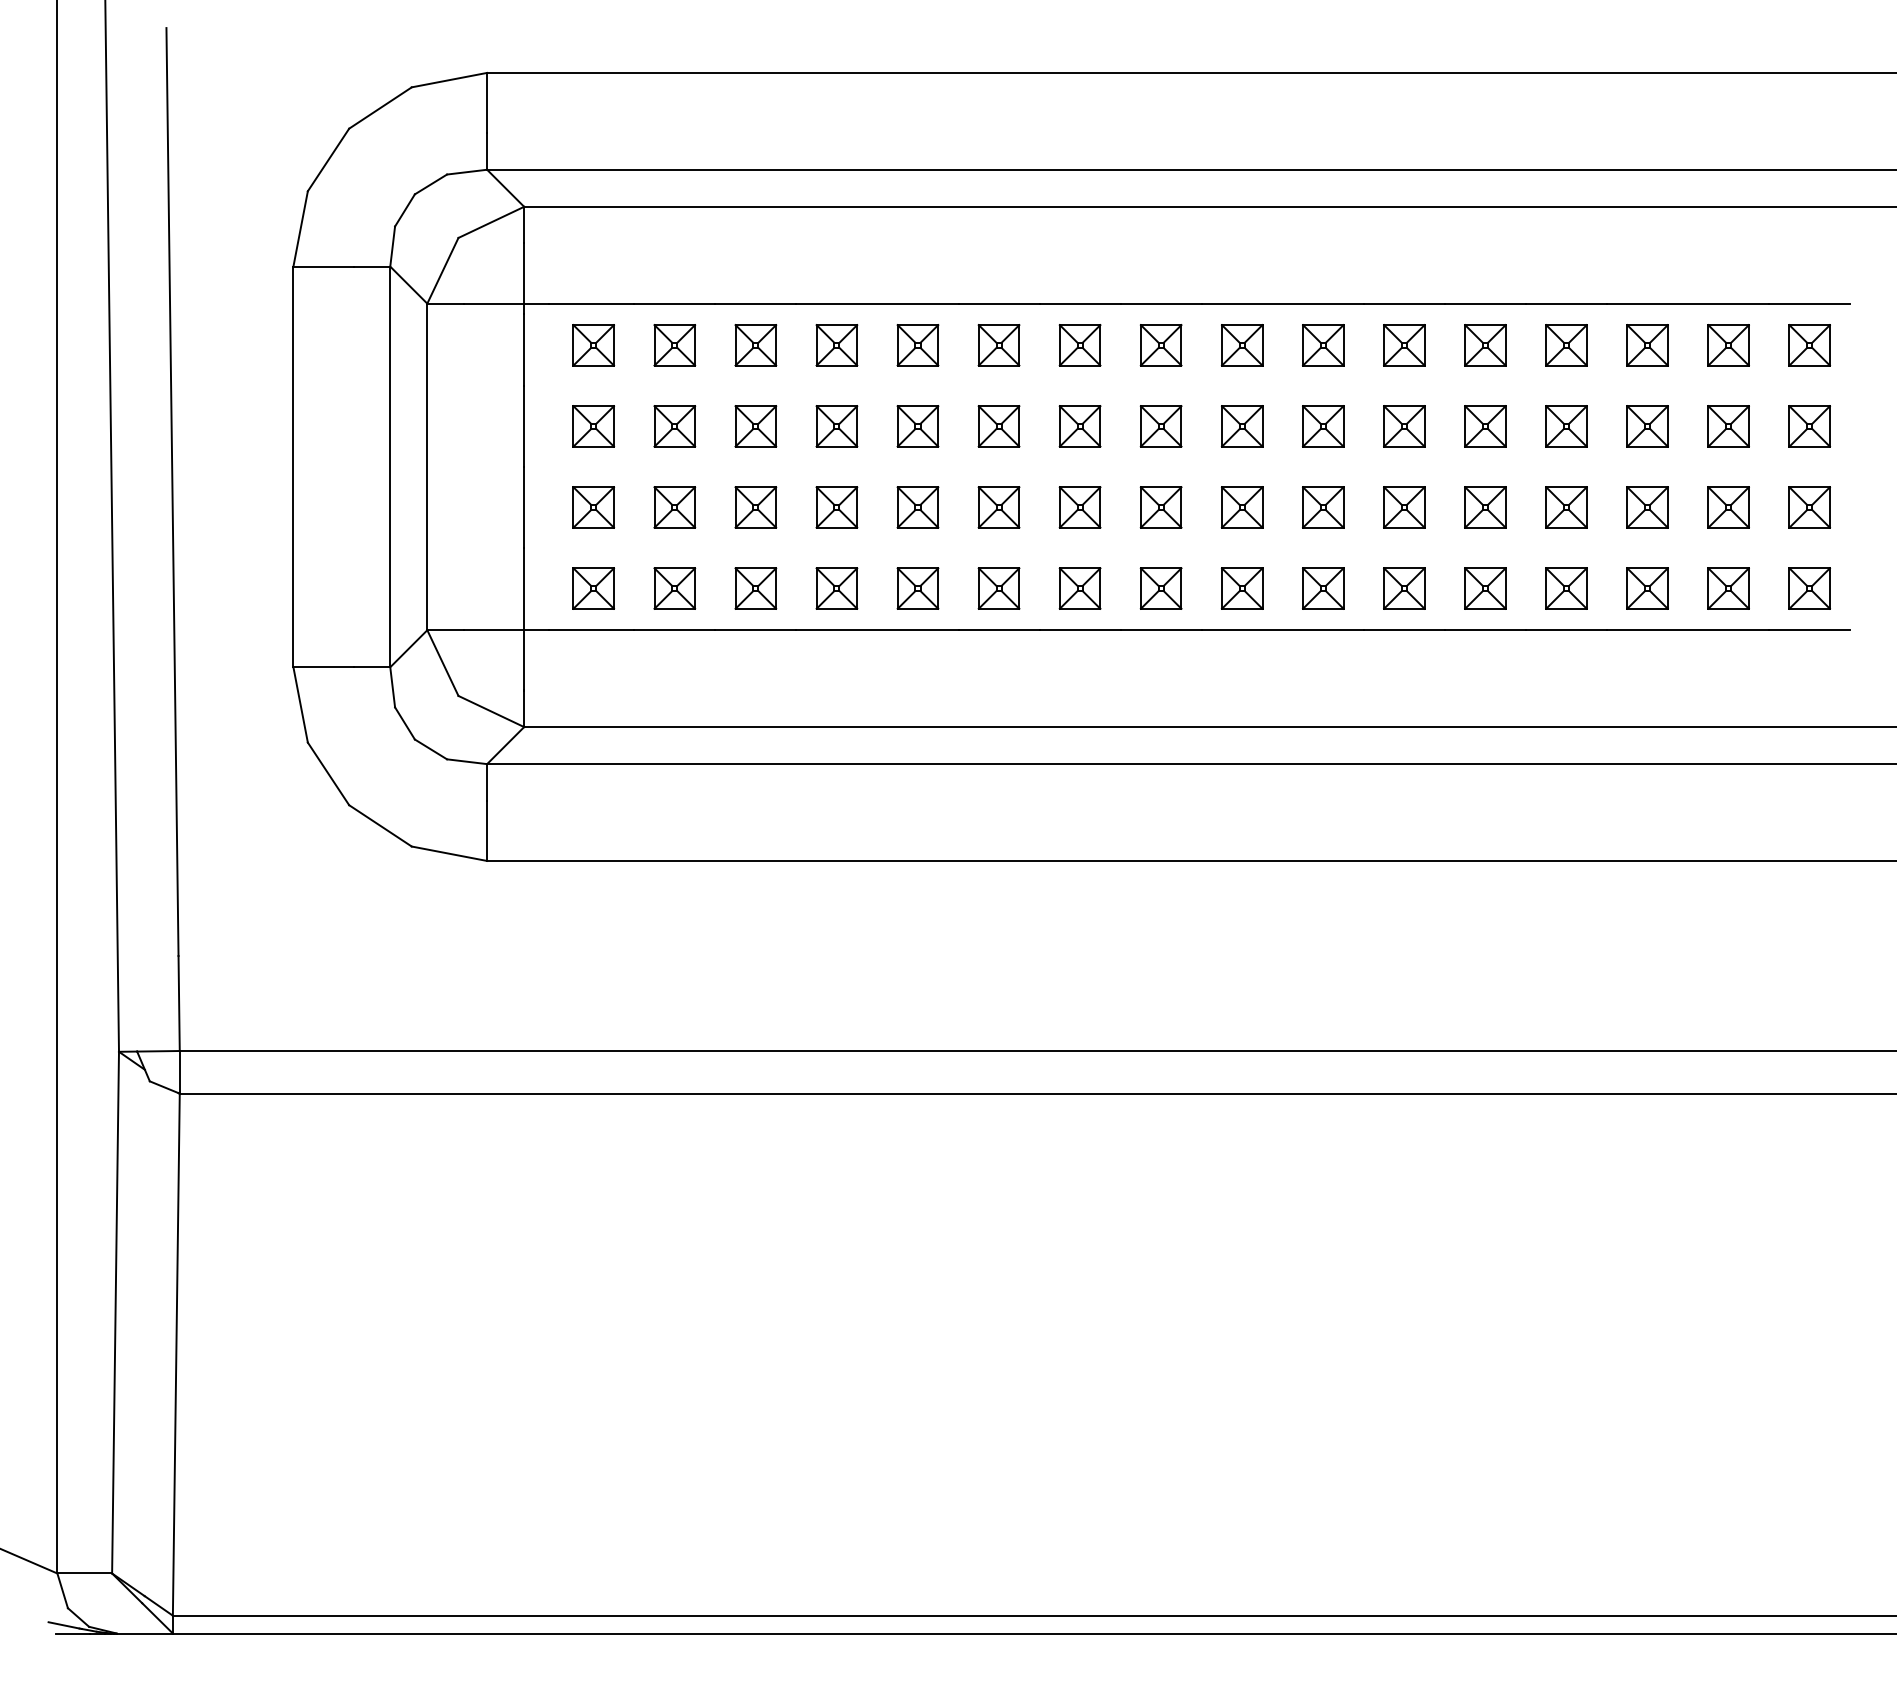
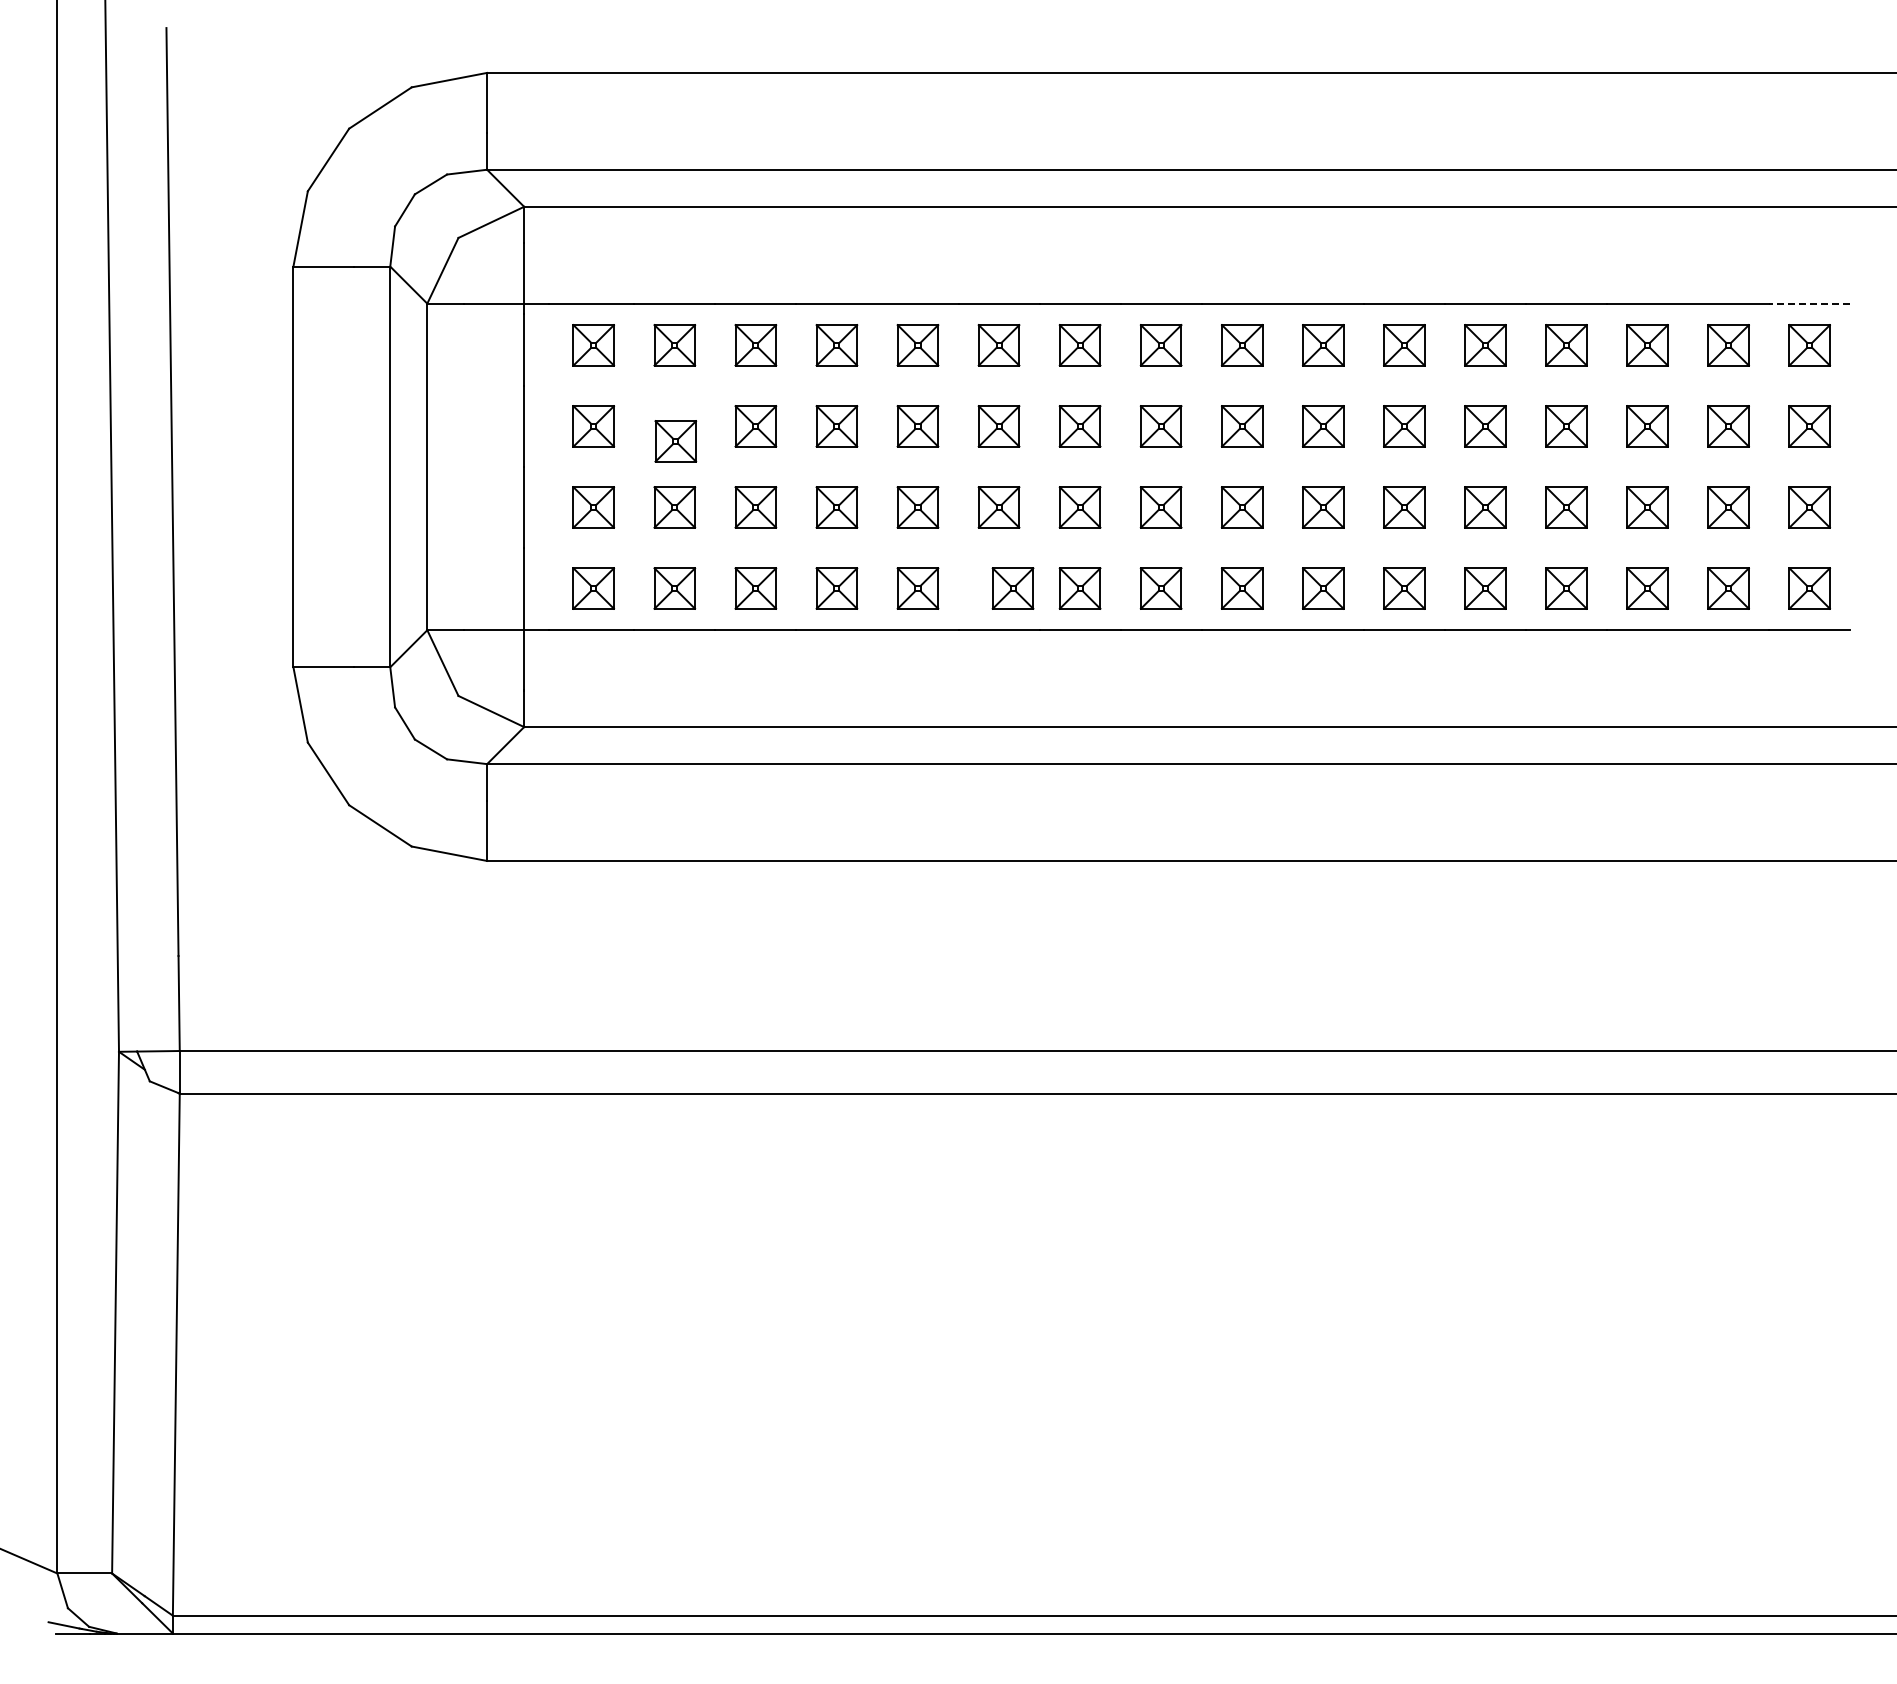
line: solid -> dashed (1809, 303)
part position: (674, 426) -> (675, 441) (675, 441)
part position: (998, 588) -> (1012, 588) (1012, 588)
